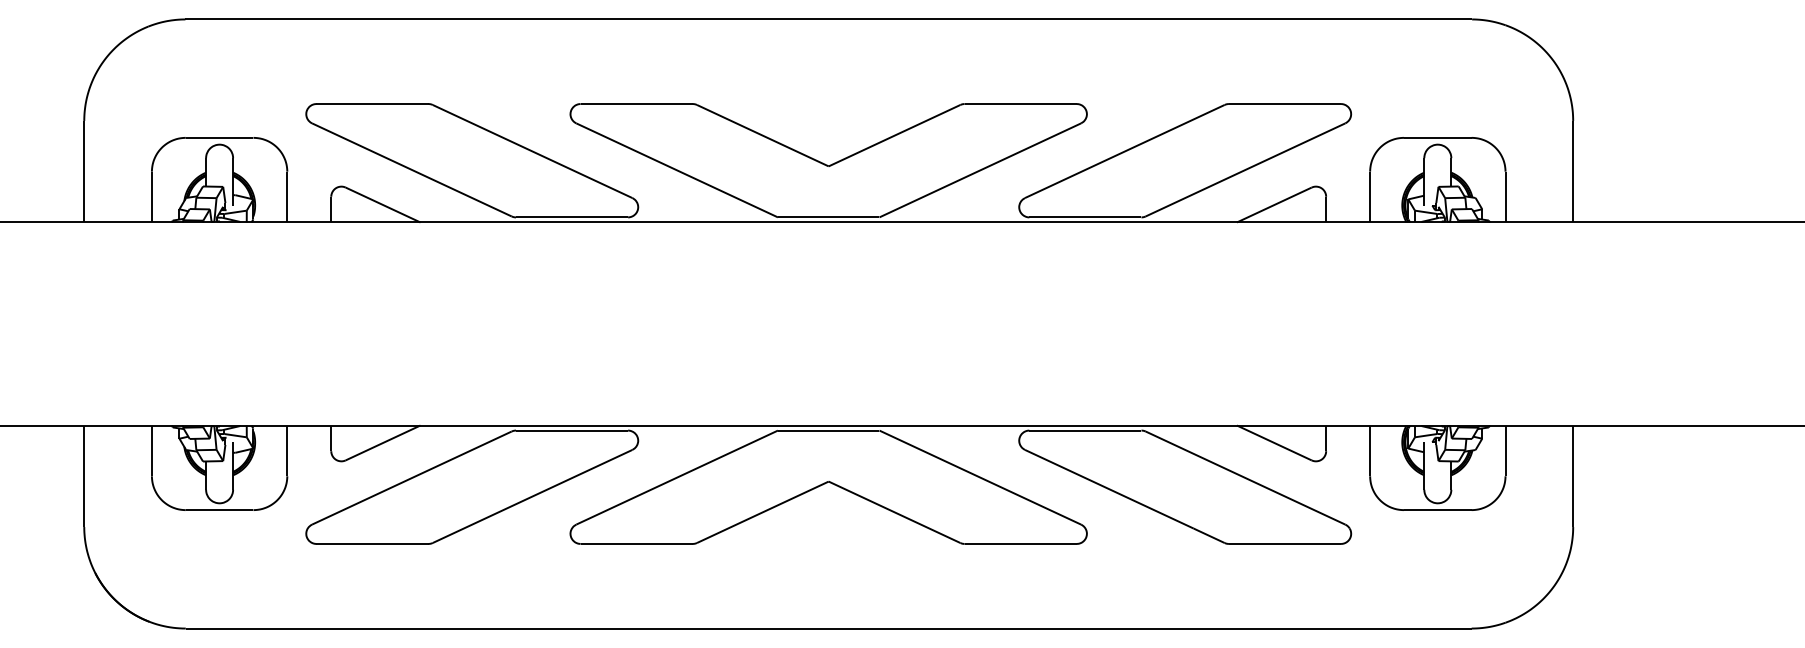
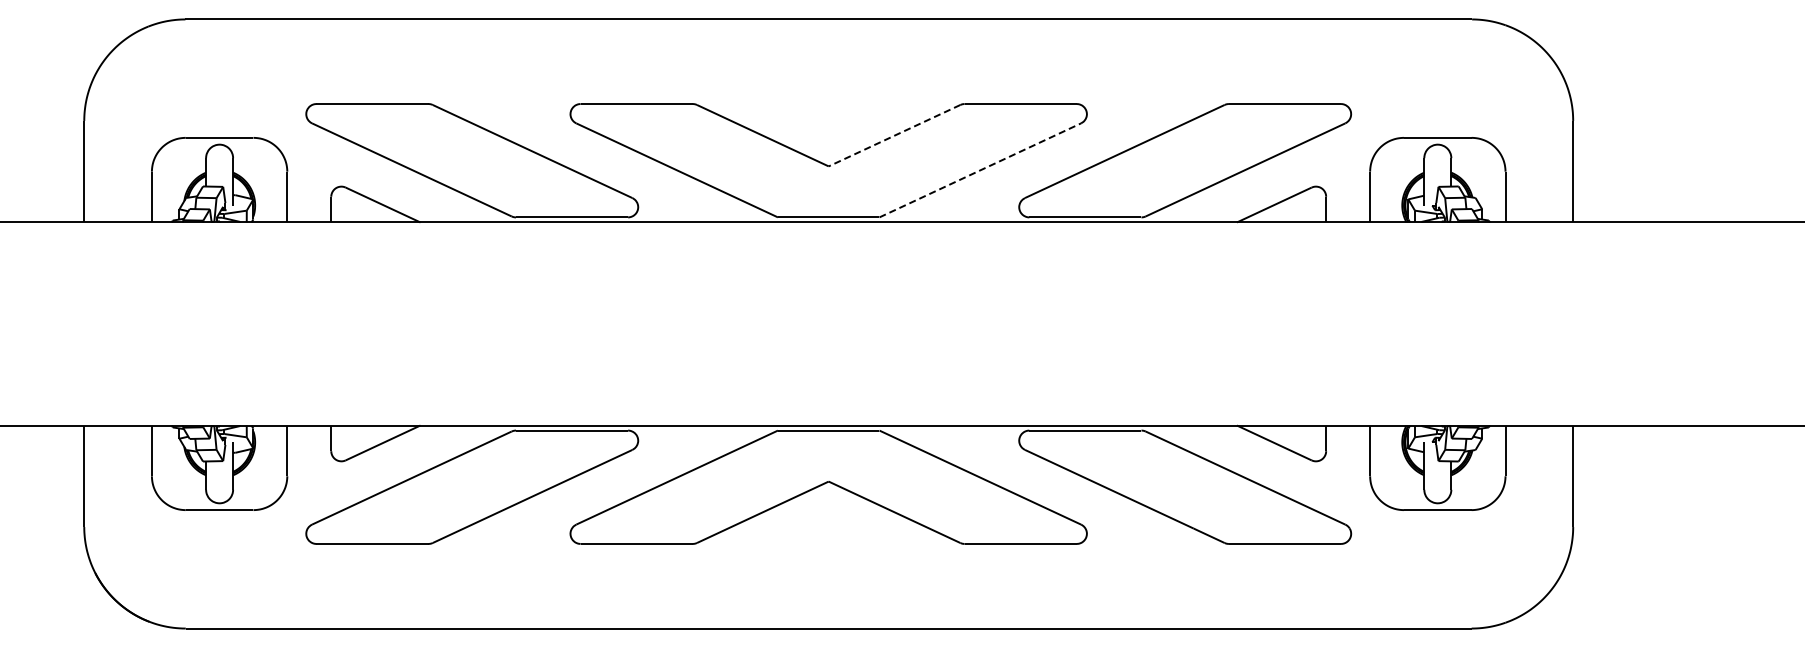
line: solid -> dashed (894, 135)
line: solid -> dashed (980, 170)
